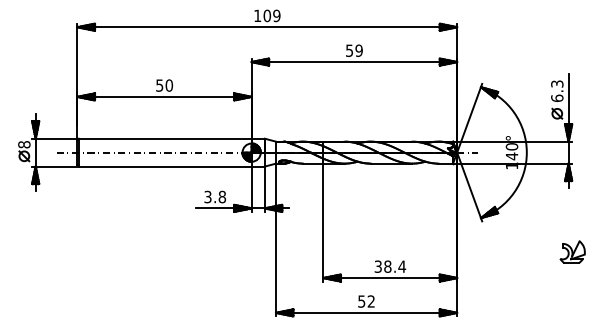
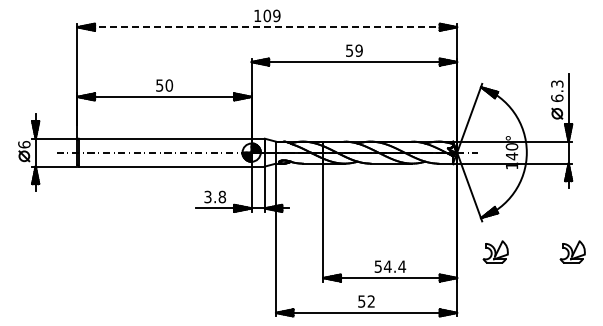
line: solid -> dashed (267, 27)
text: 8 -> 6 (24, 144)
part: none -> present (495, 251)
text: 38.4 -> 54.4 (383, 266)
